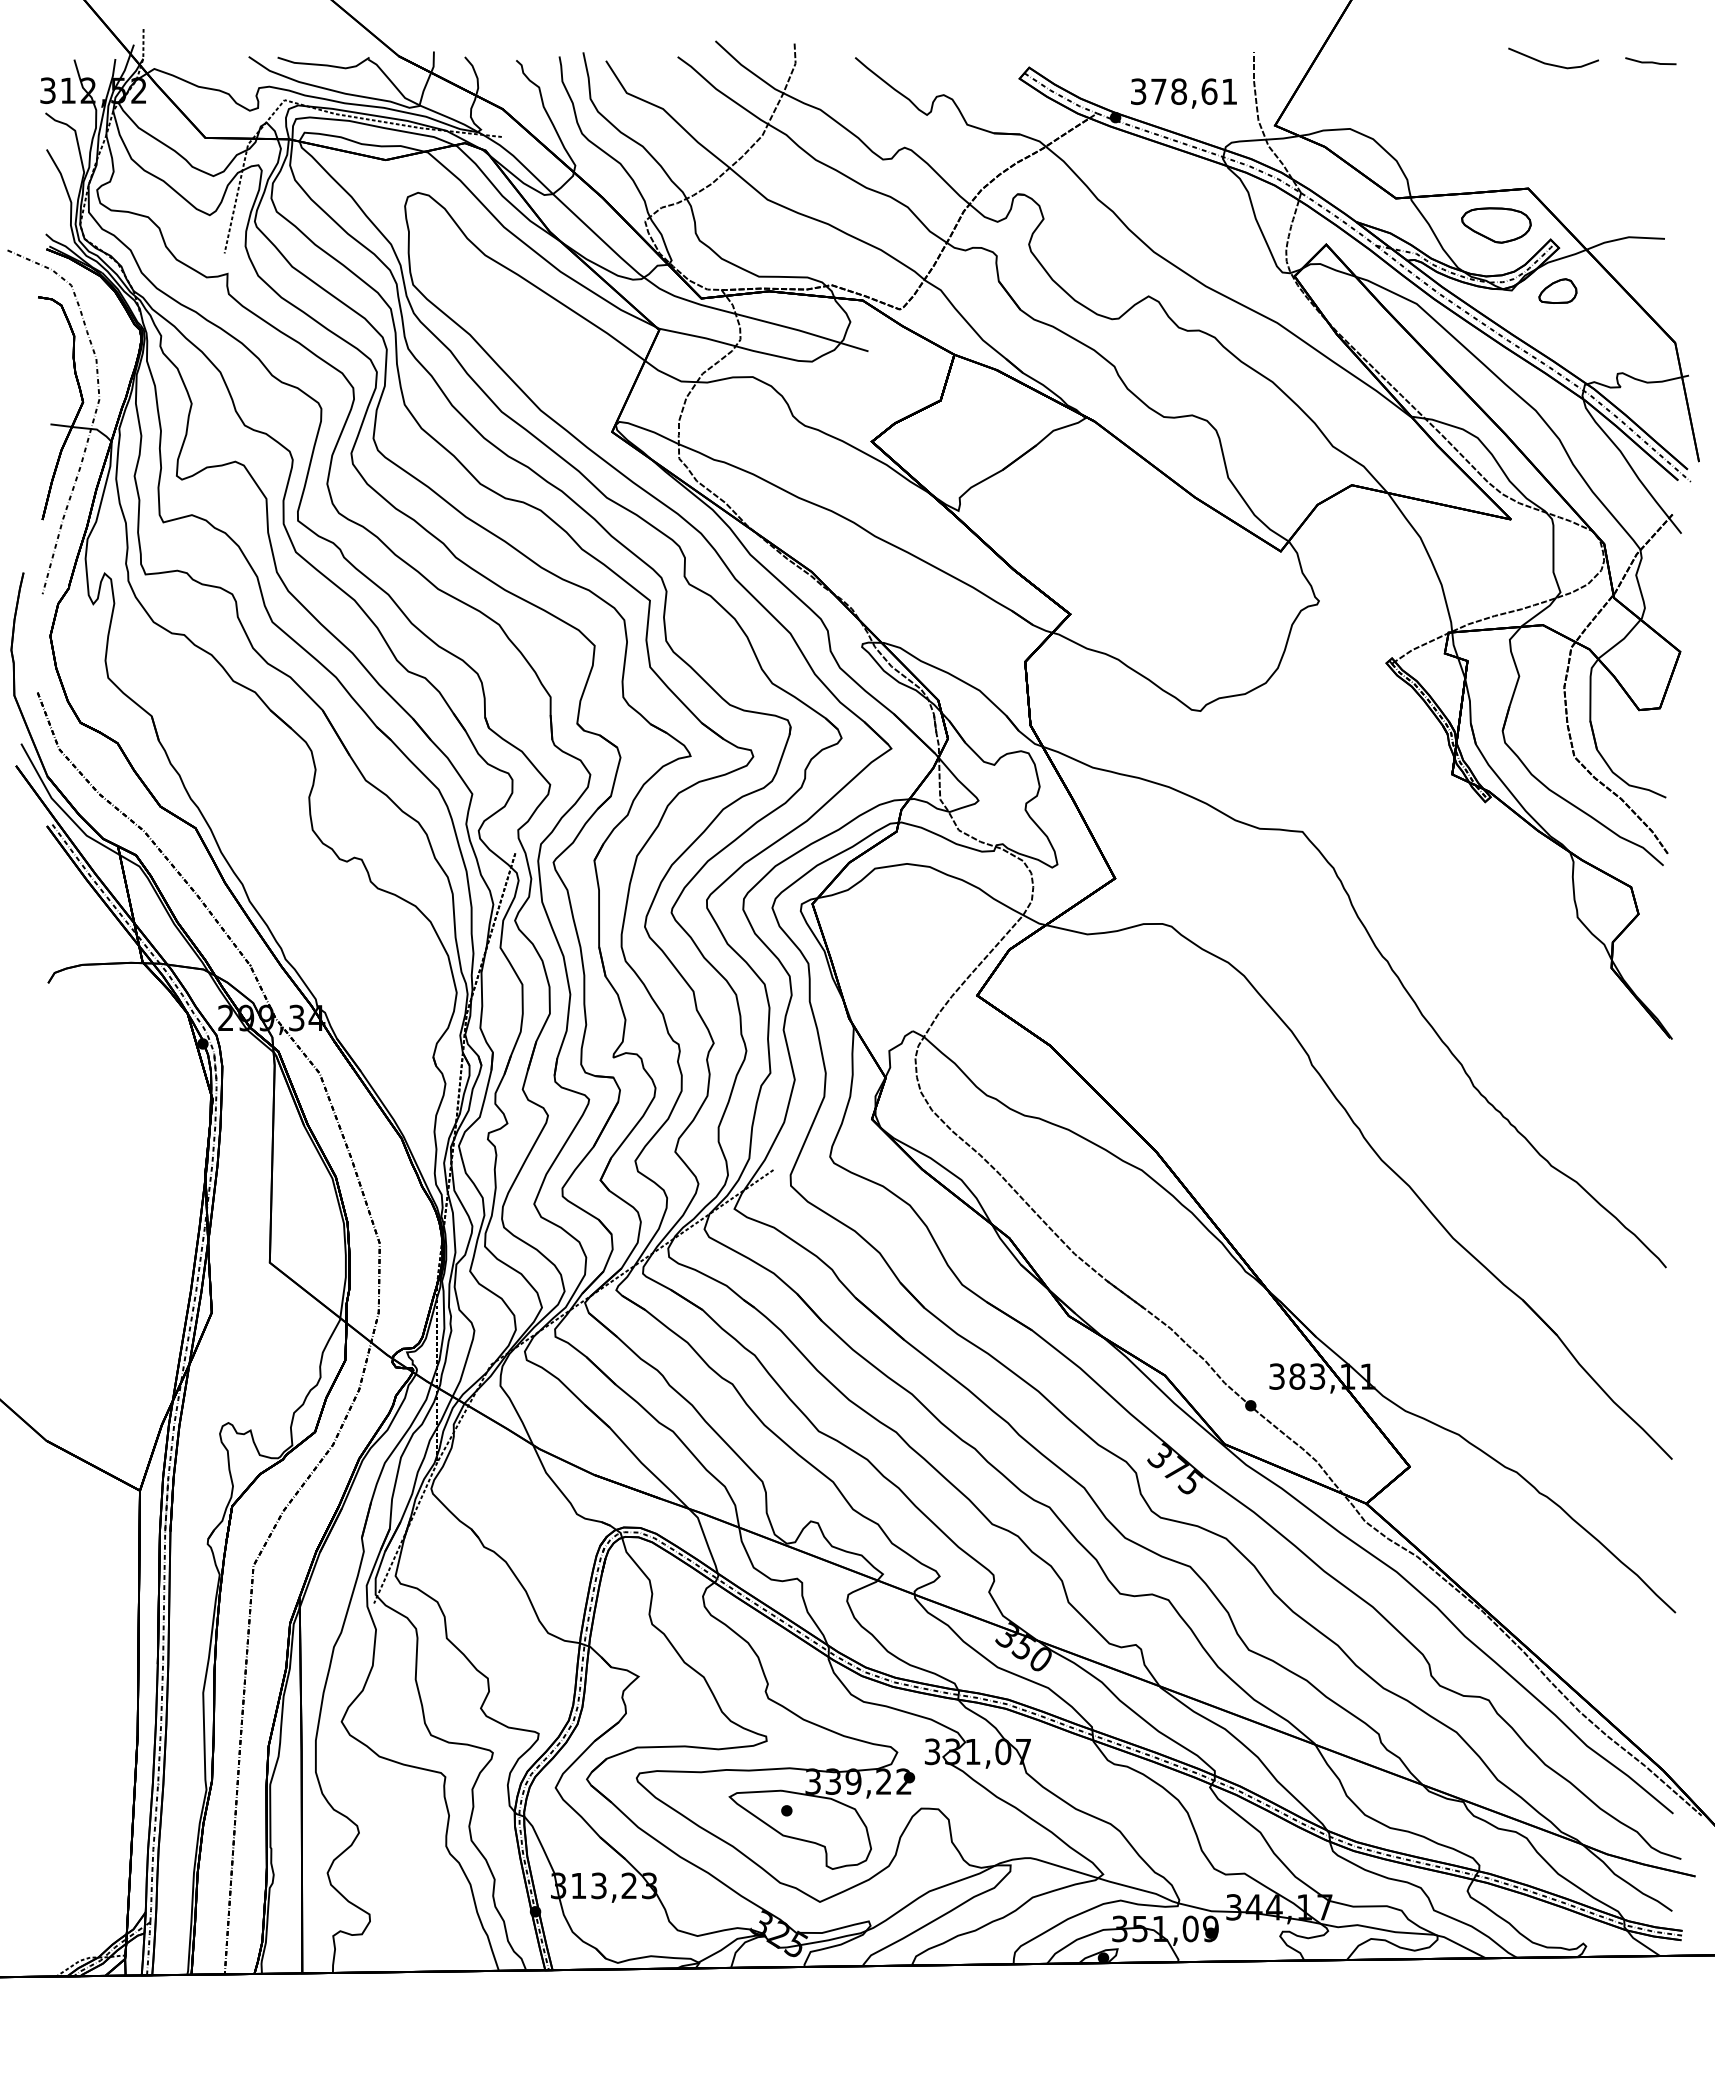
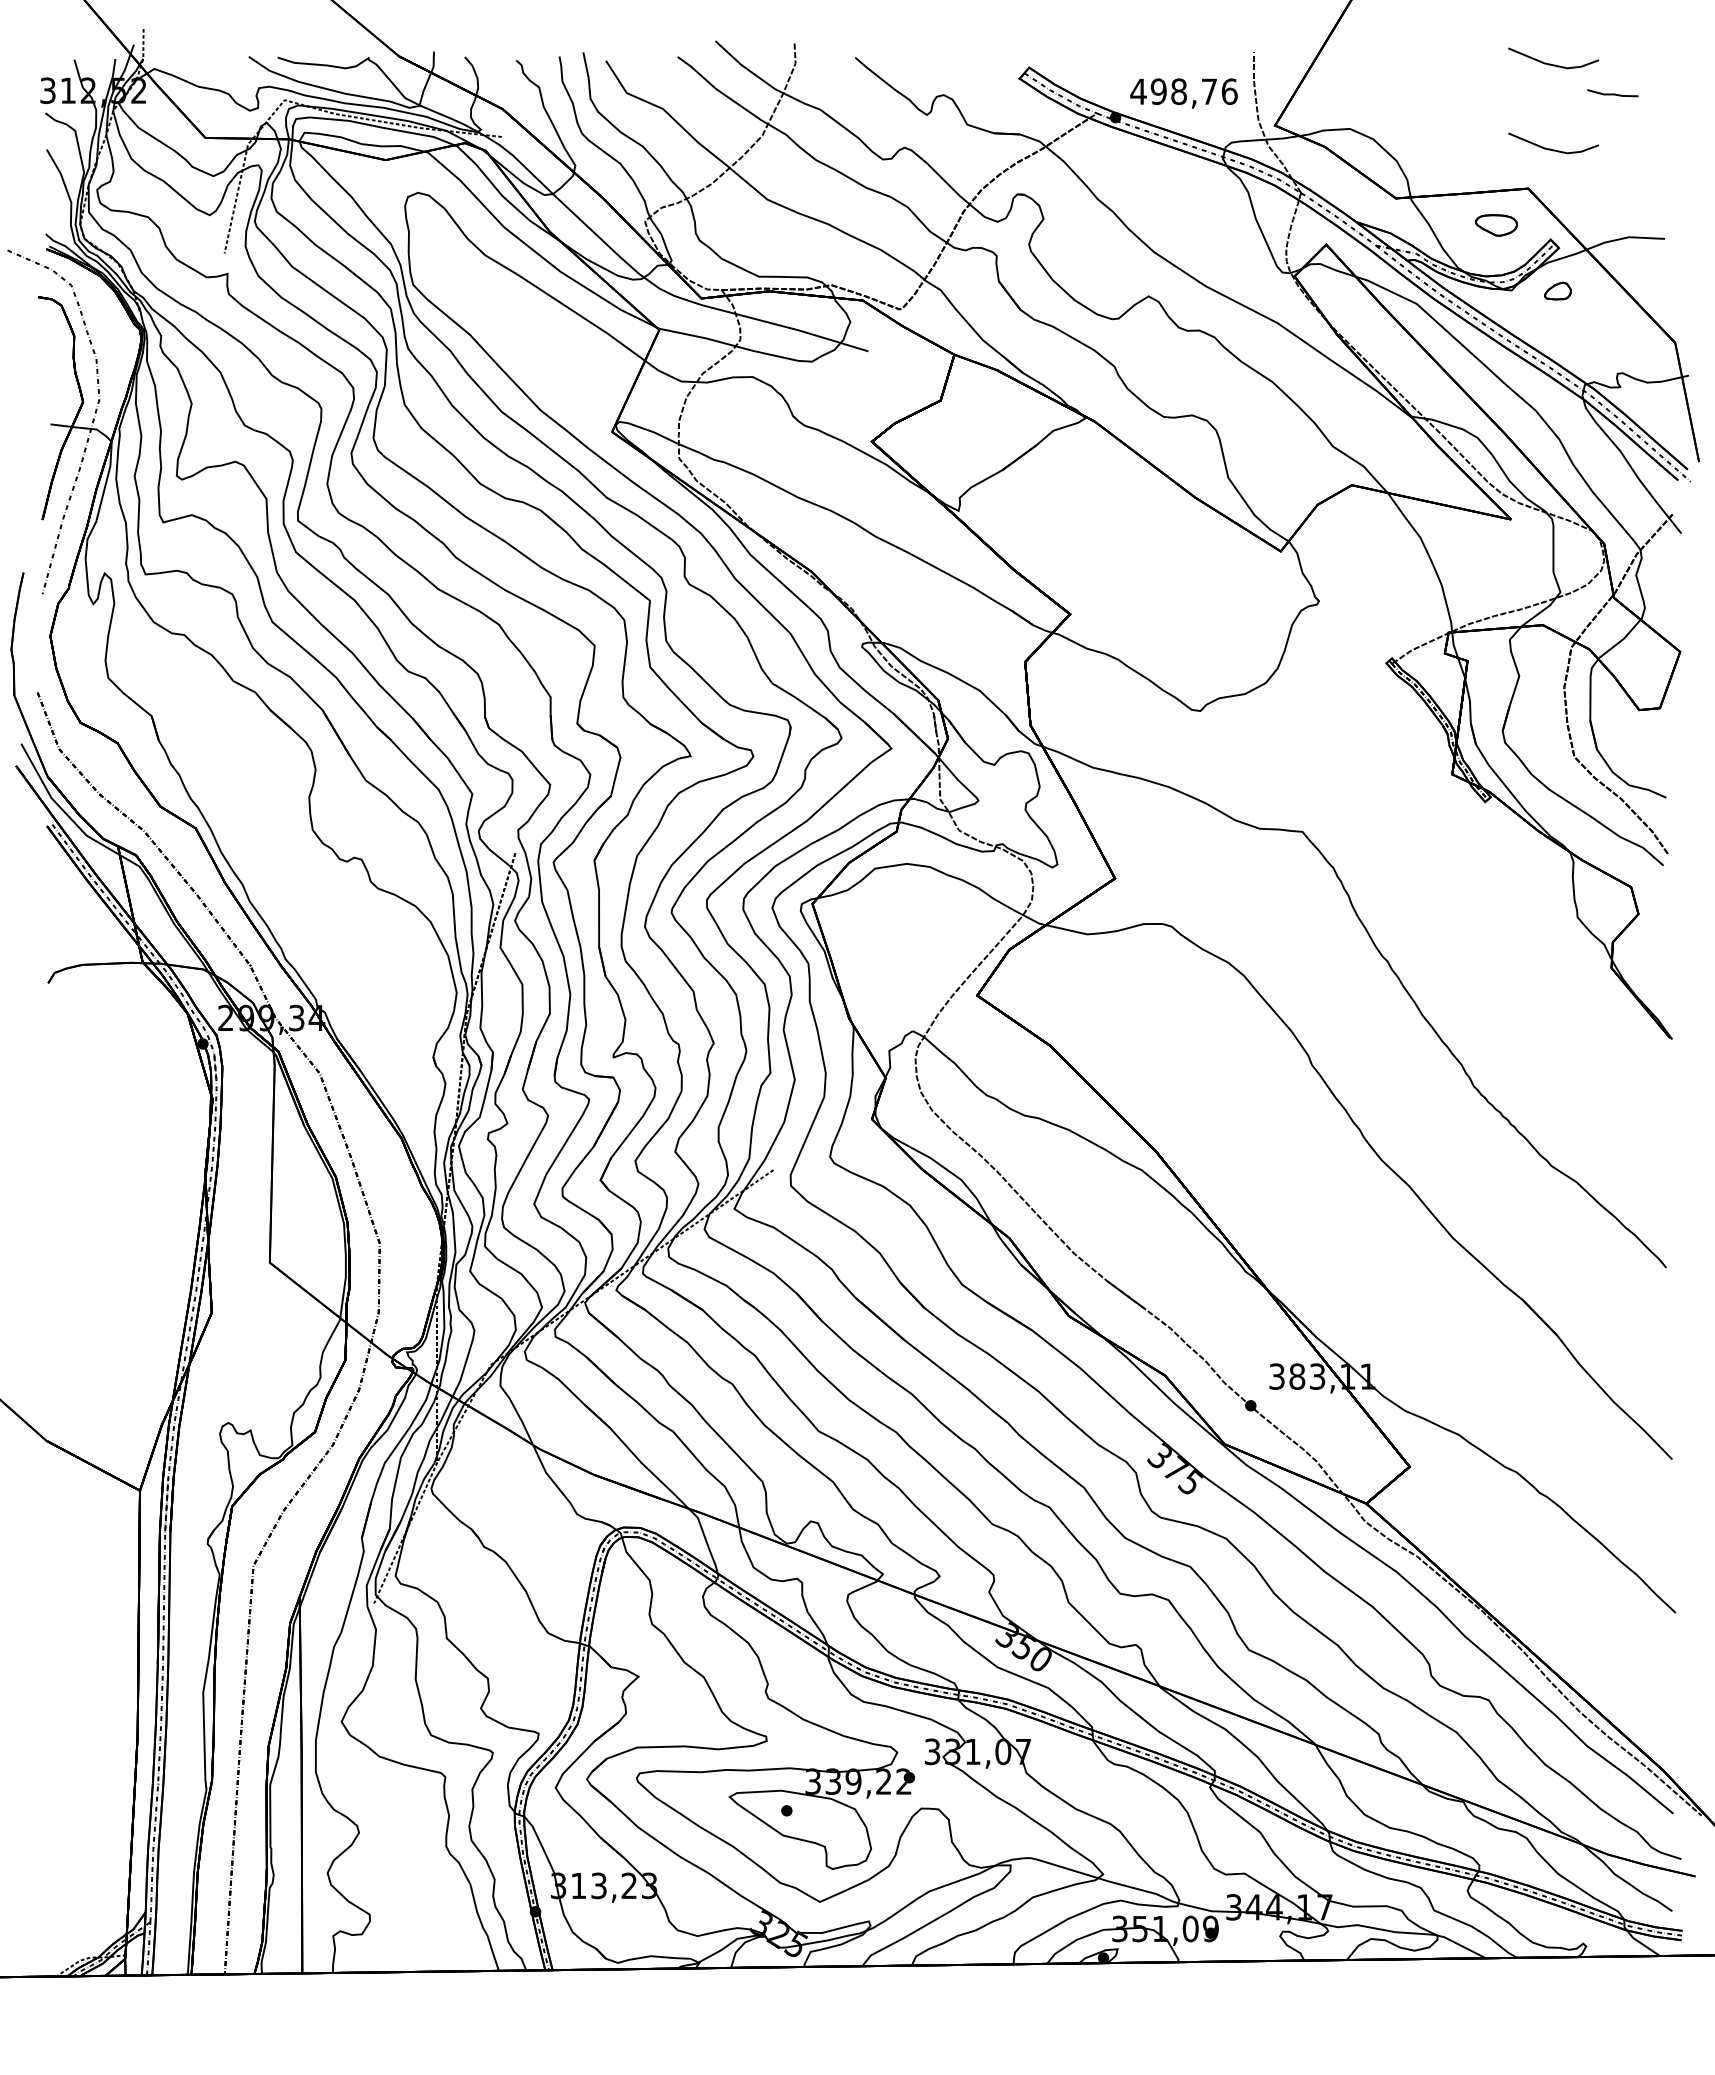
line position: (1650, 61) -> (1612, 93) (1612, 93)
text: 378,61 -> 498,76 (1183, 91)
line: none -> present (1550, 148)
part size: 71x37 px -> 44x23 px (1495, 225)
part size: 40x26 px -> 28x20 px (1557, 290)
